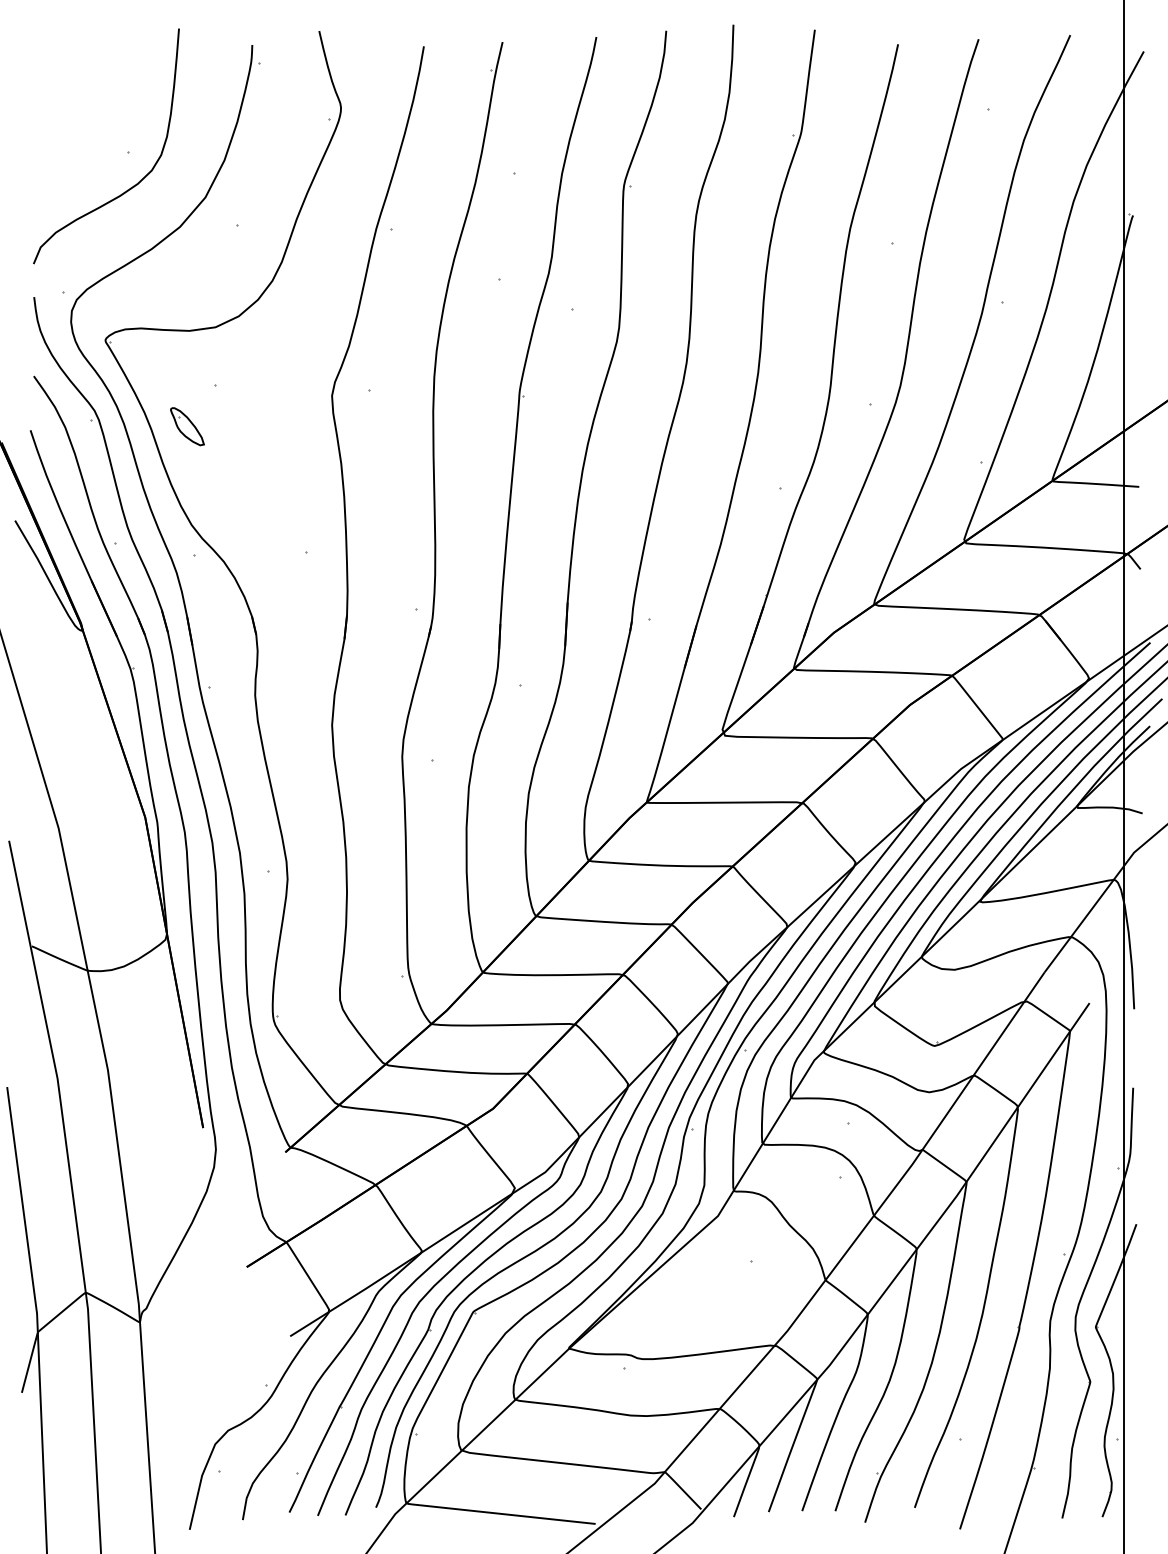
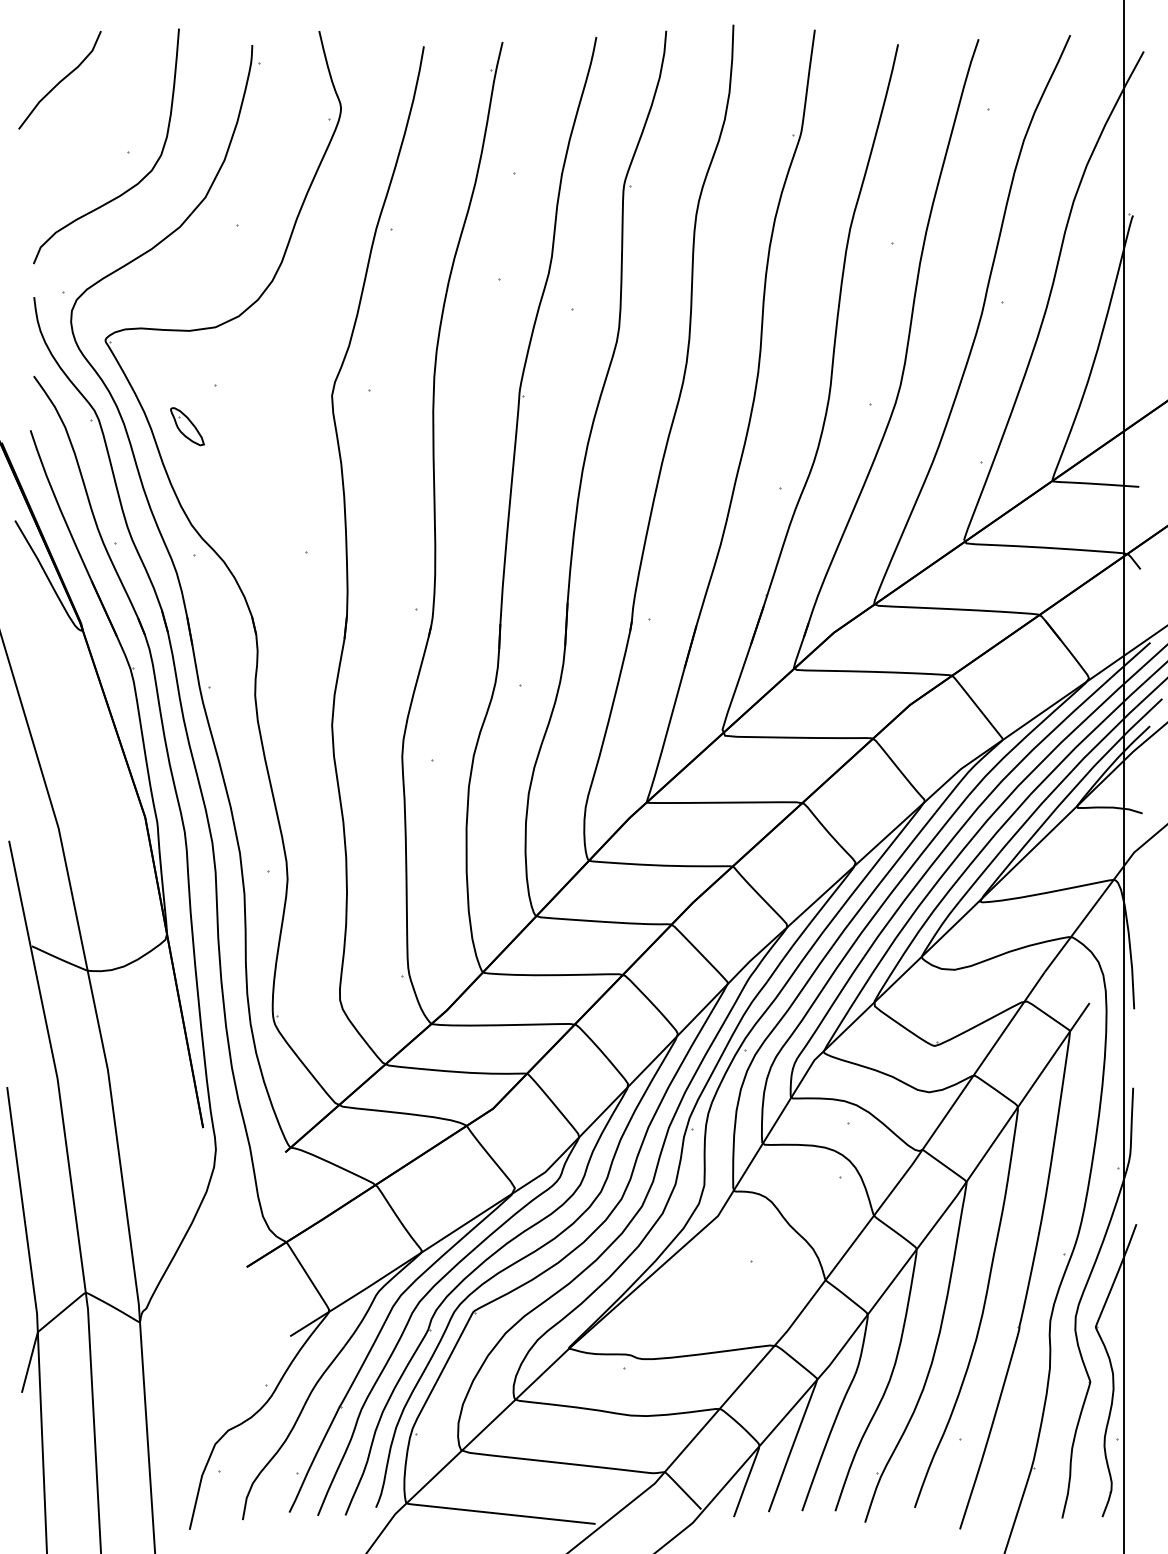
curve: none -> present (60, 80)
